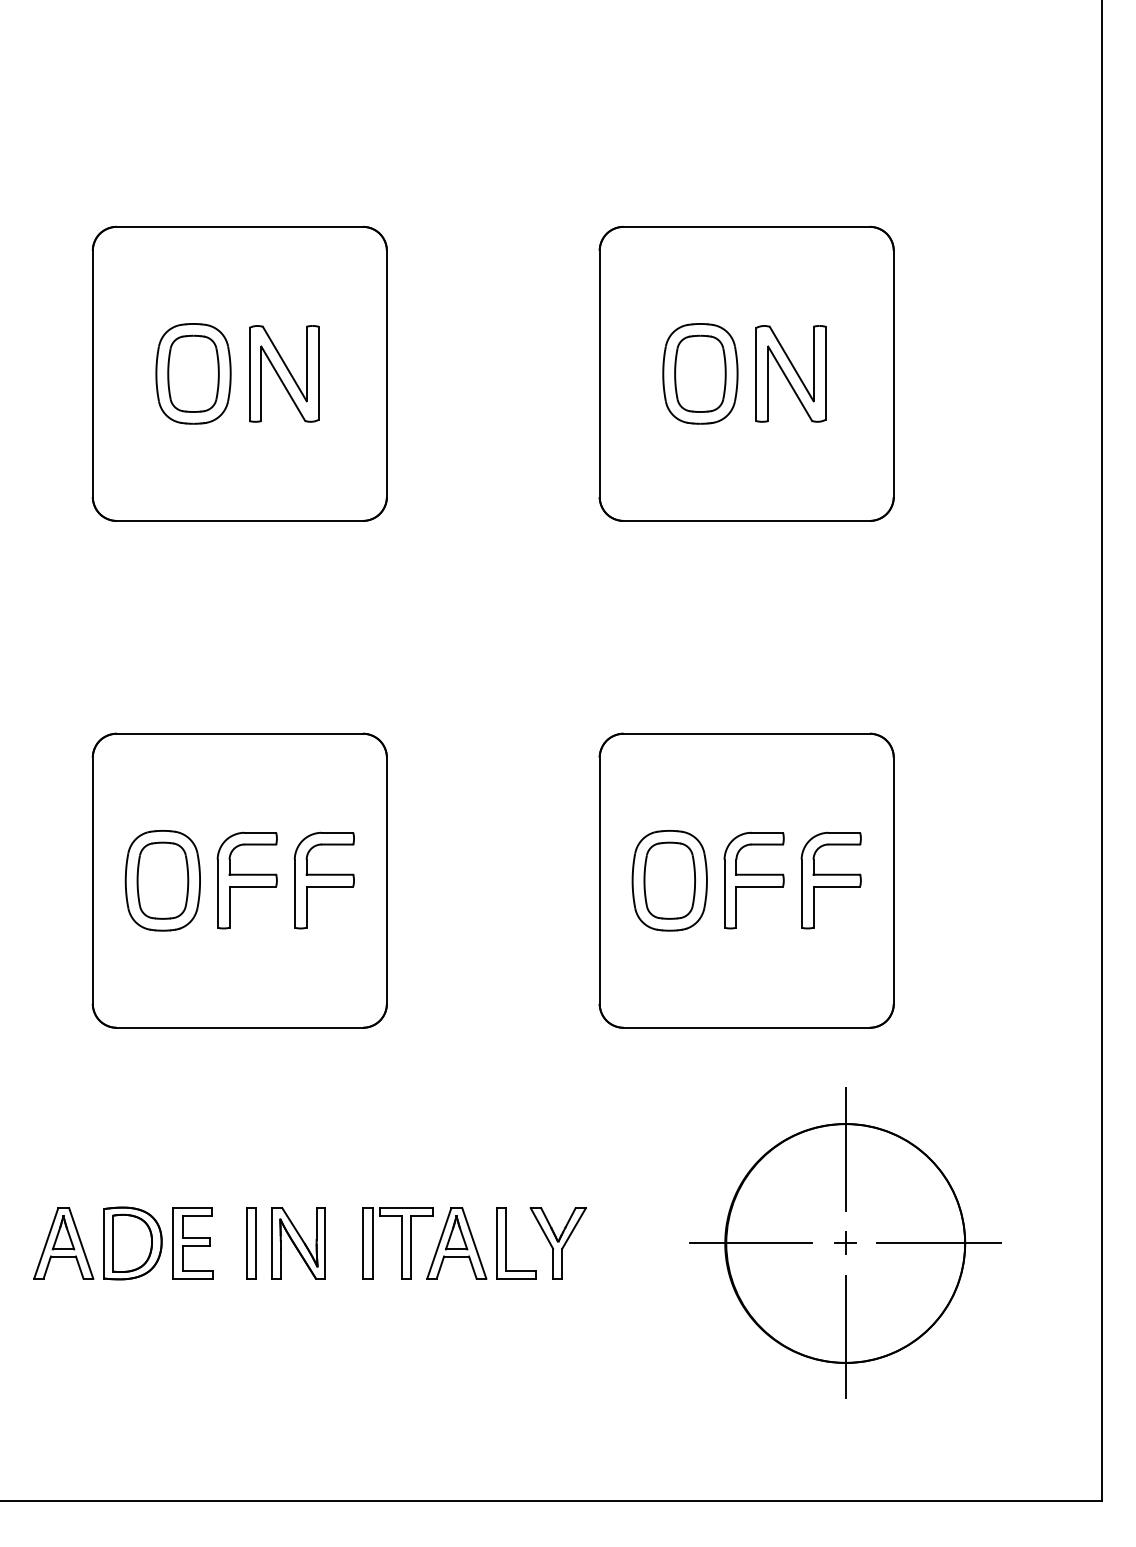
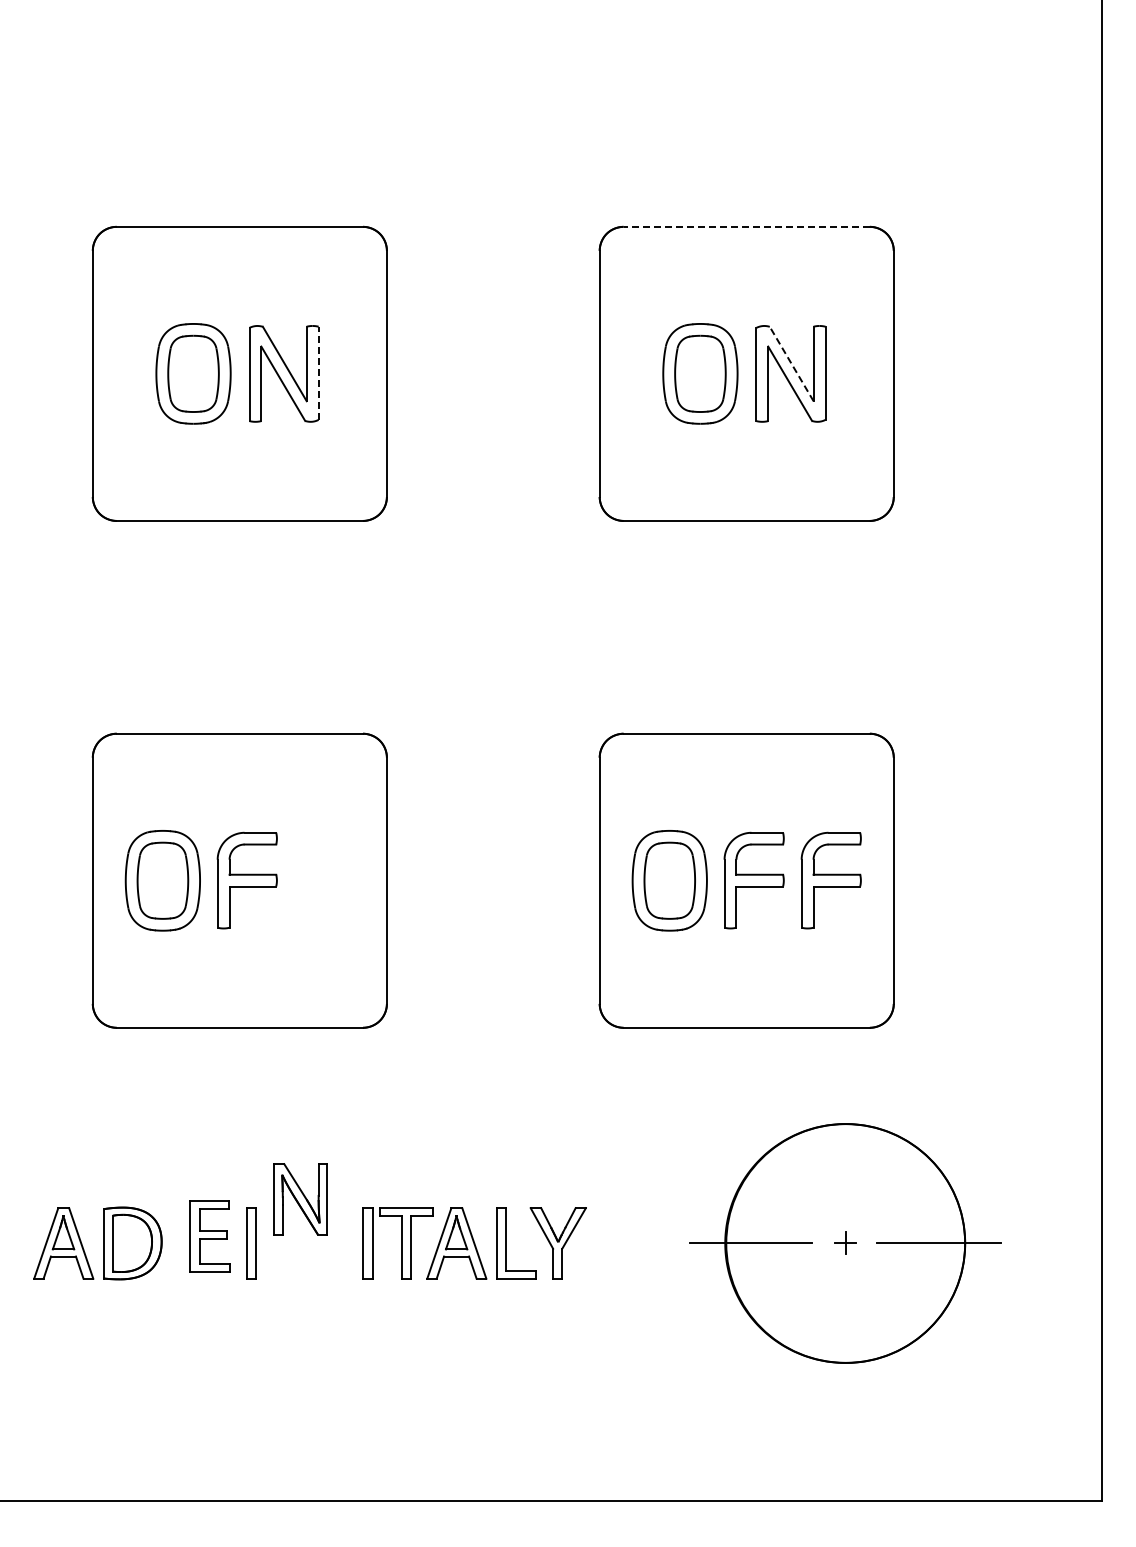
line: solid -> dashed (746, 226)
line: solid -> dashed (791, 363)
line: solid -> dashed (318, 373)
part: present -> none (323, 880)
line: present -> none (845, 1149)
part position: (192, 1243) -> (209, 1236) (209, 1236)
part position: (298, 1243) -> (300, 1199) (300, 1199)
line: present -> none (845, 1336)
